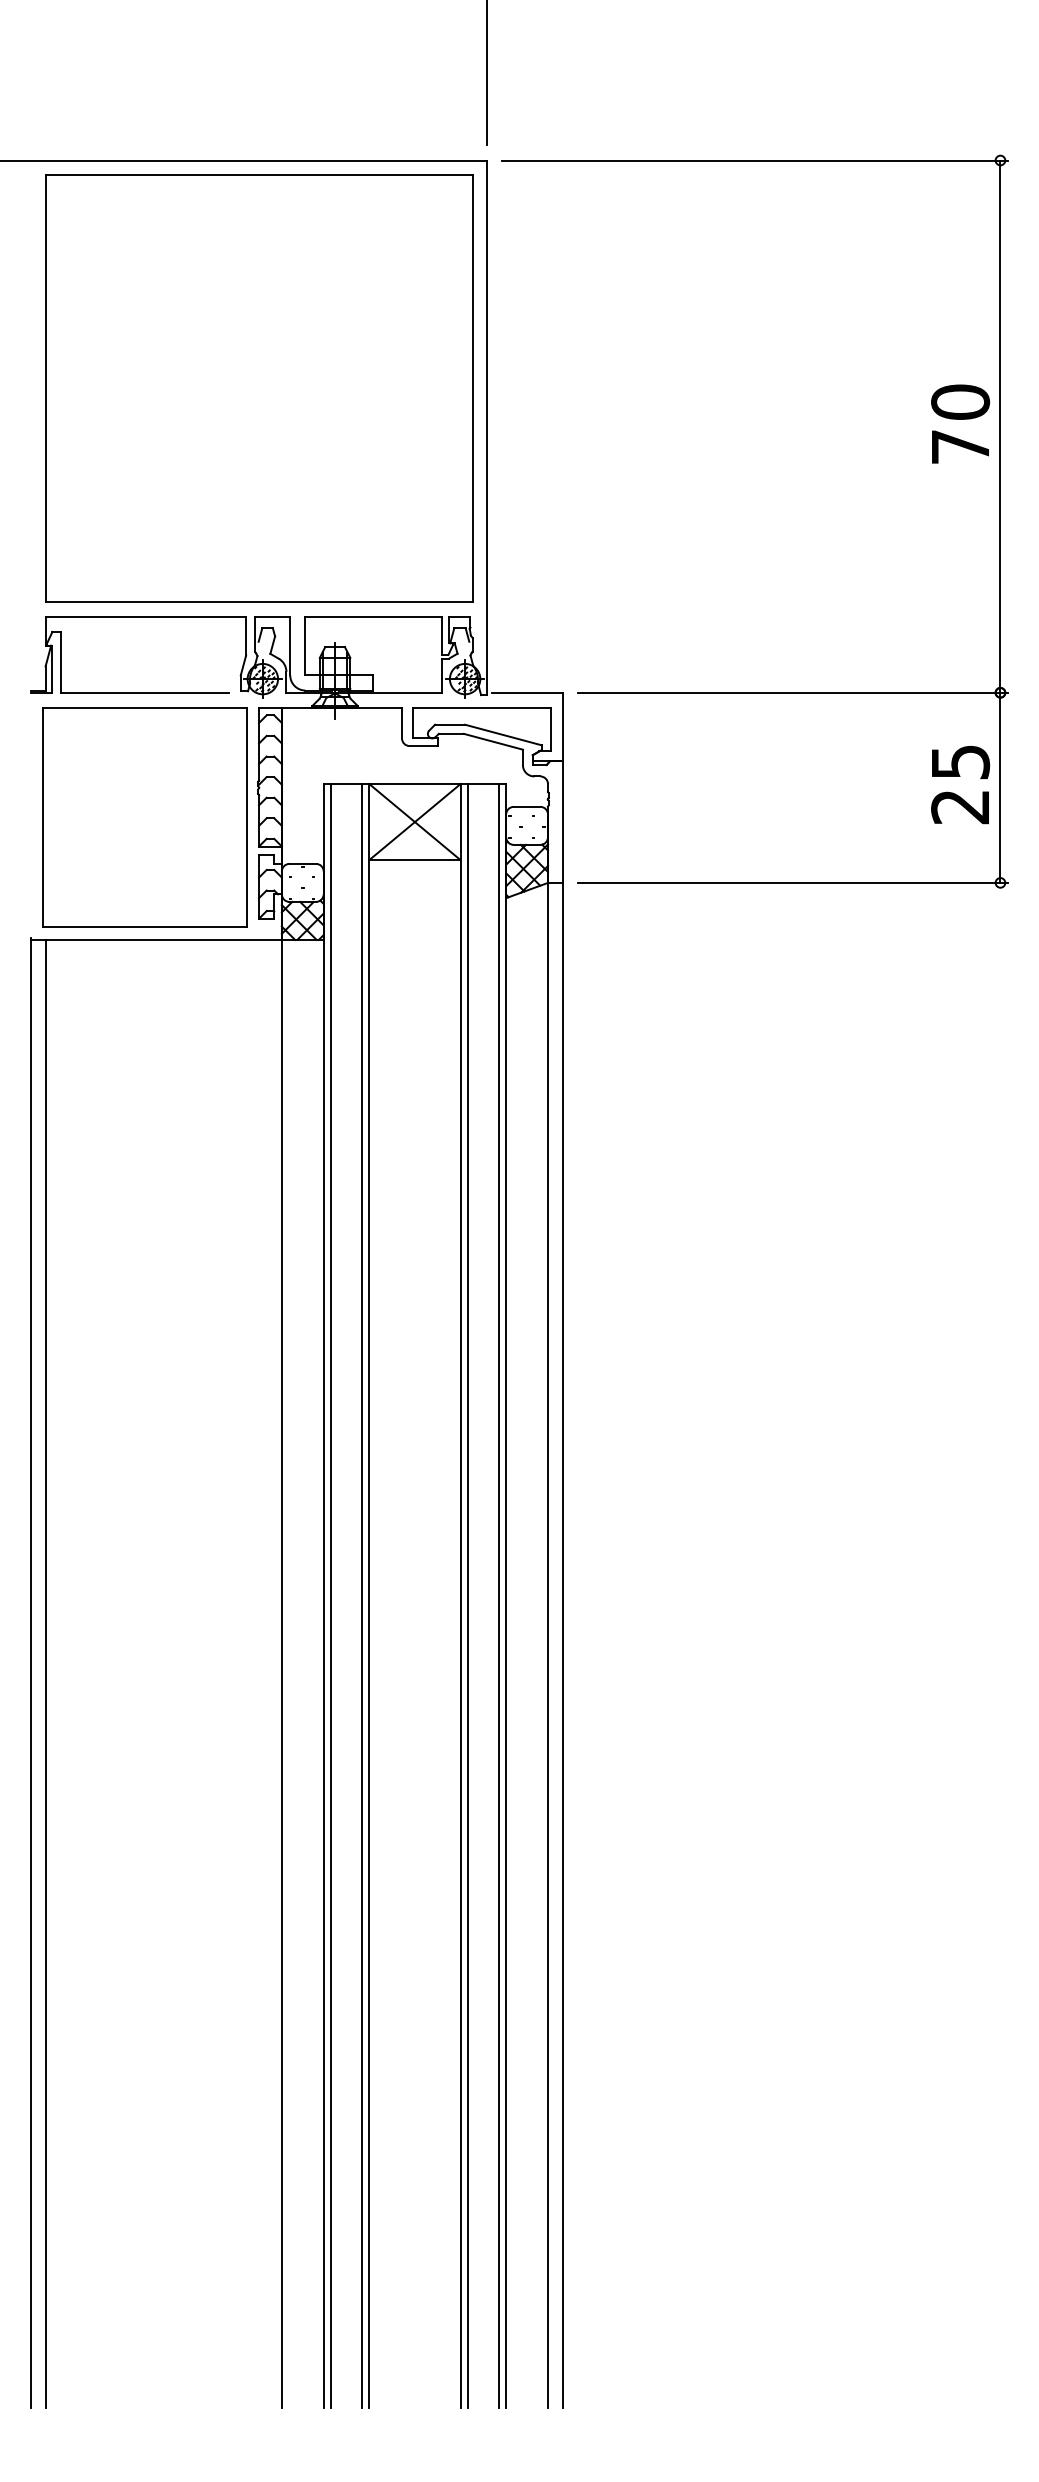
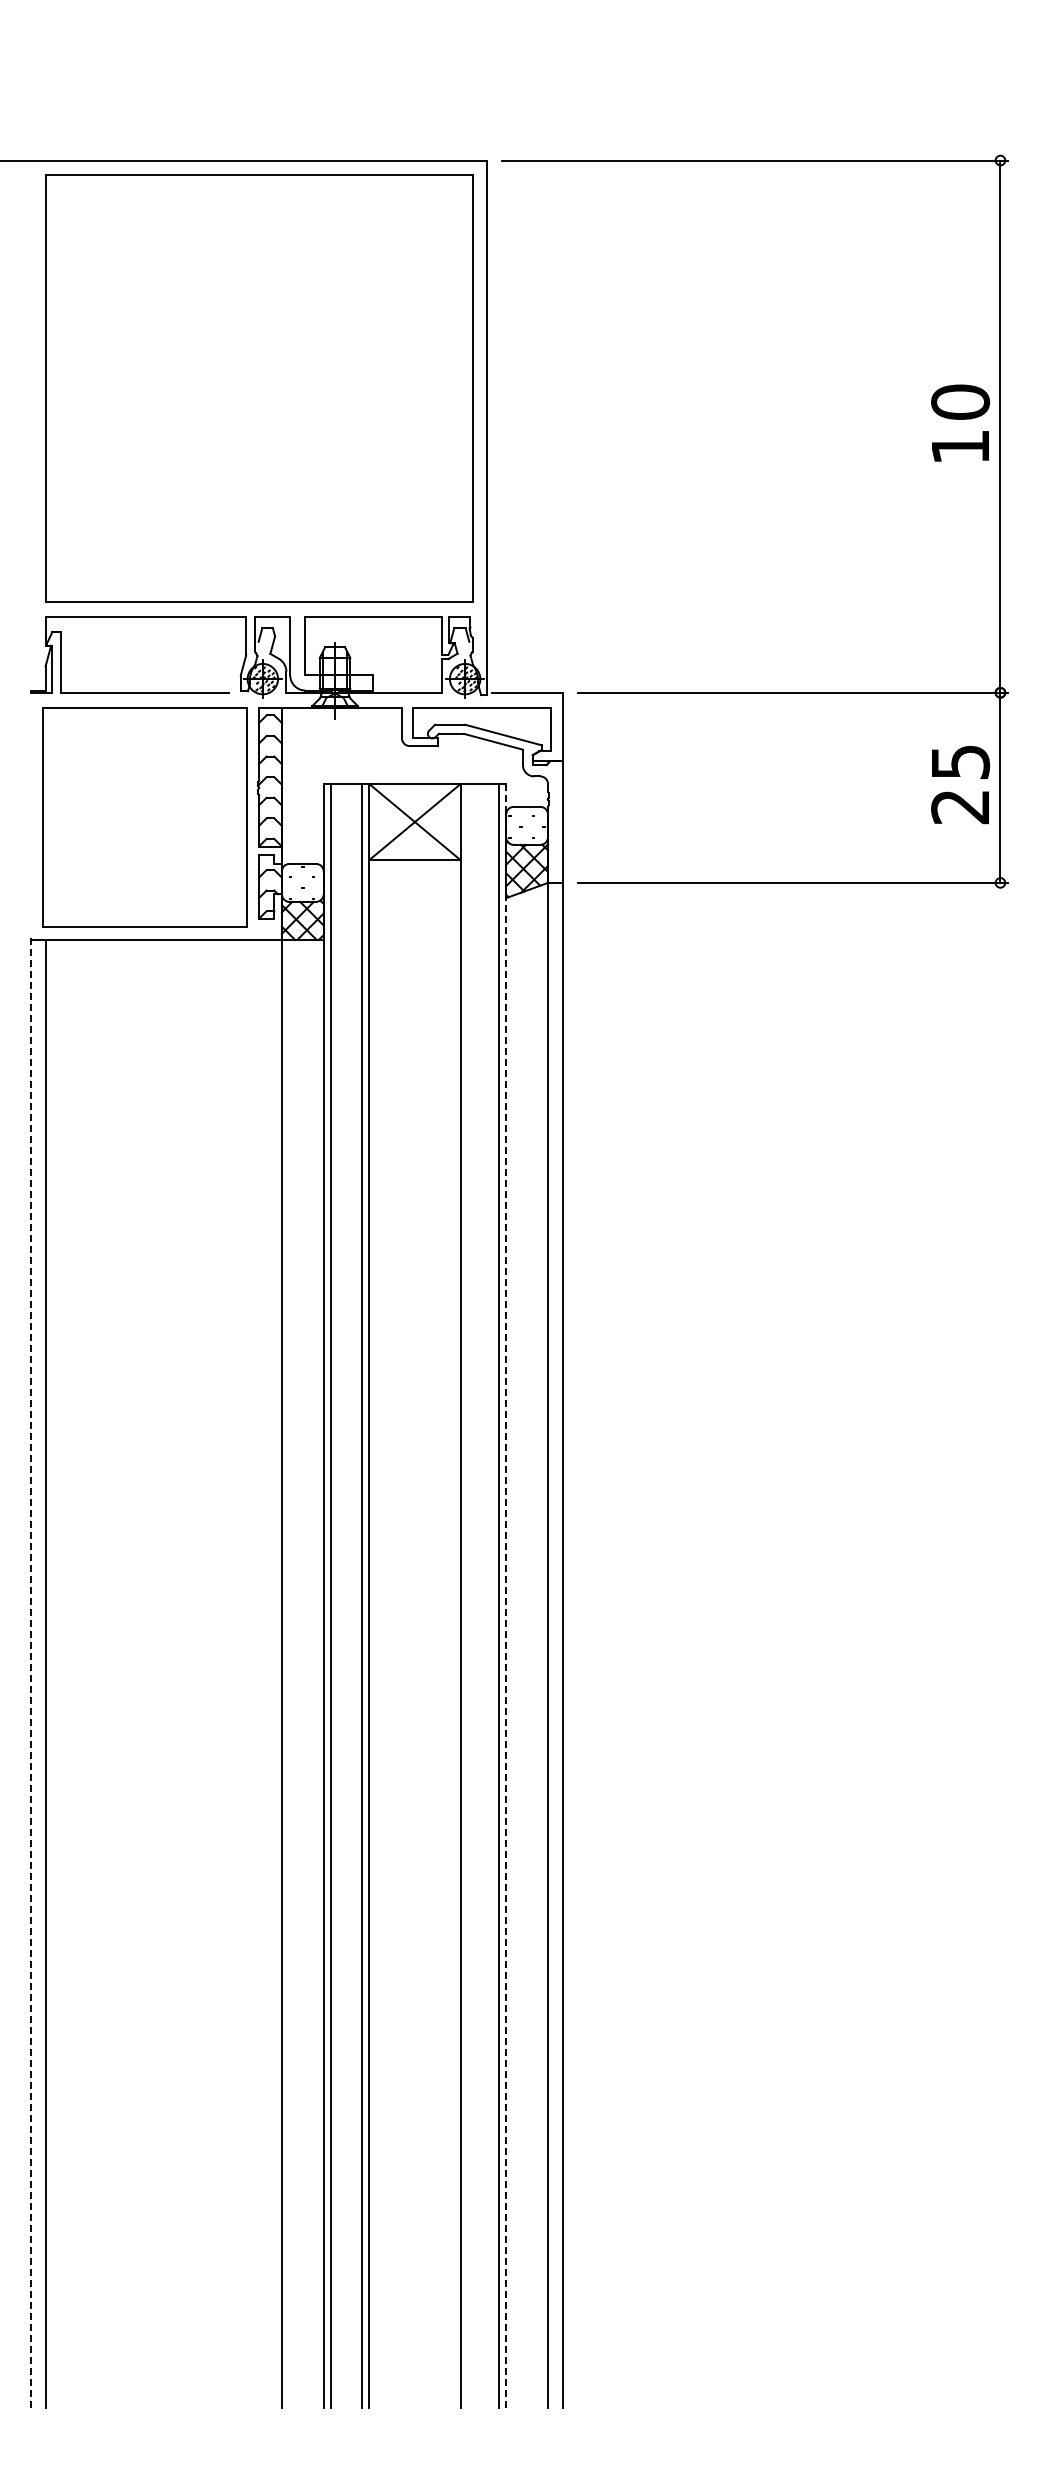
line: present -> none (487, 73)
text: 70 -> 10 (960, 446)
line: present -> none (468, 1595)
line: solid -> dashed (506, 1595)
line: solid -> dashed (30, 1672)
